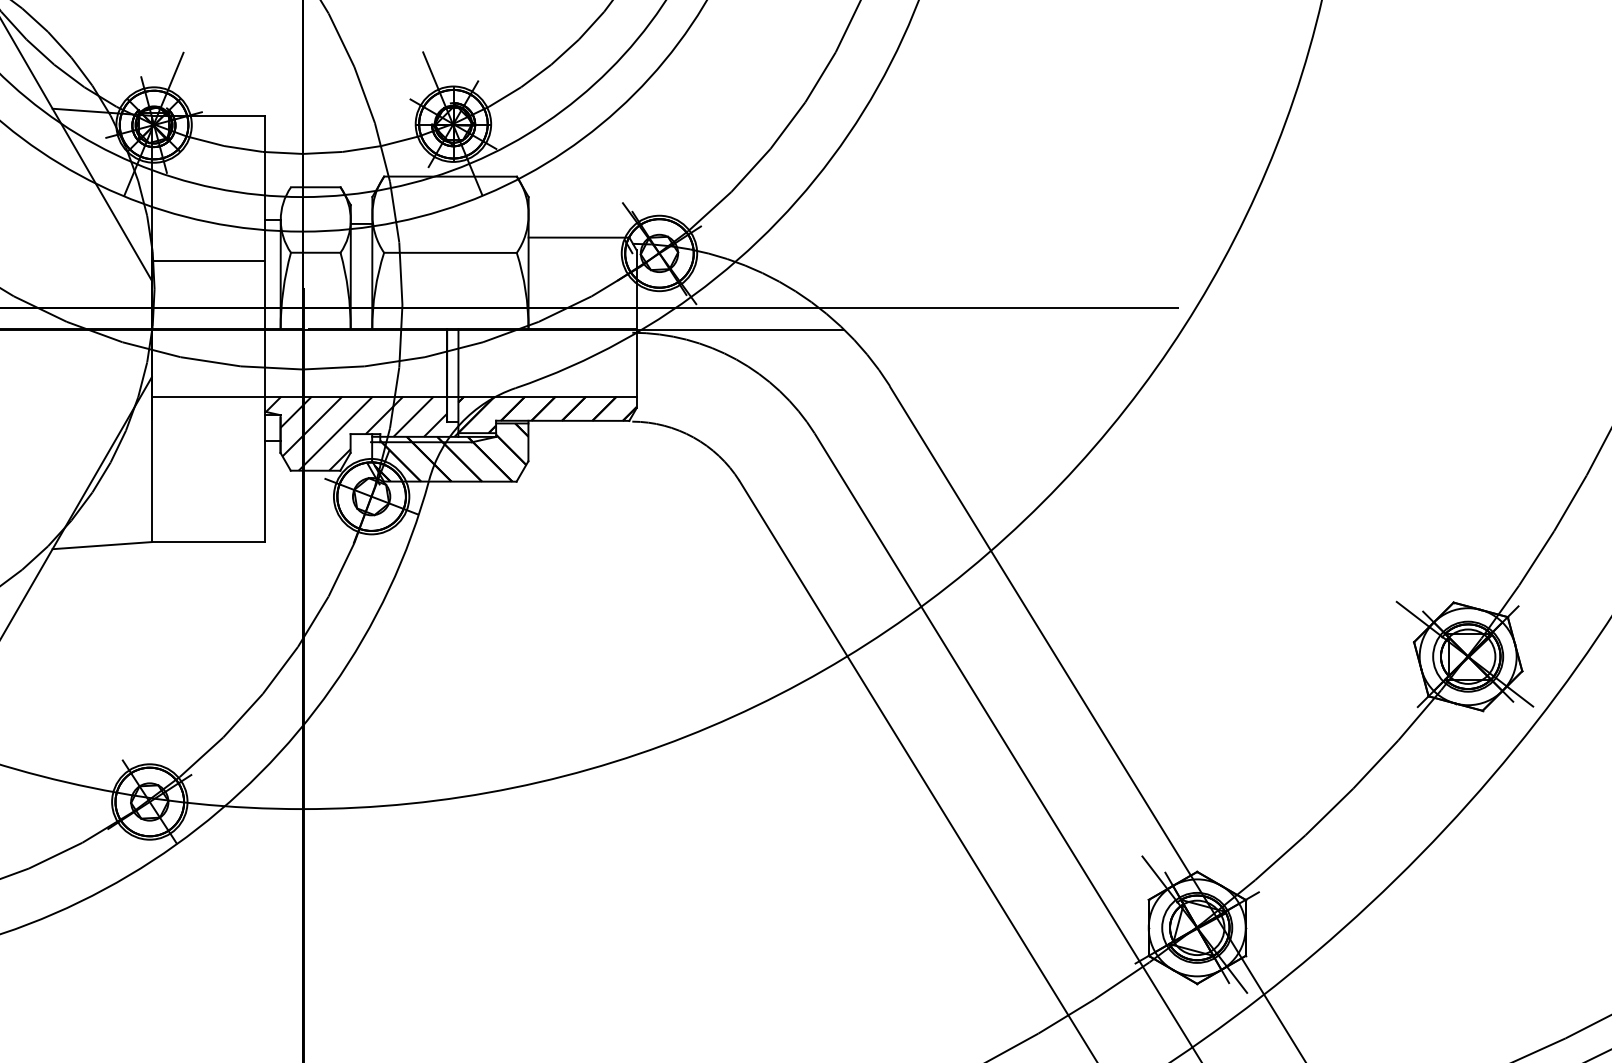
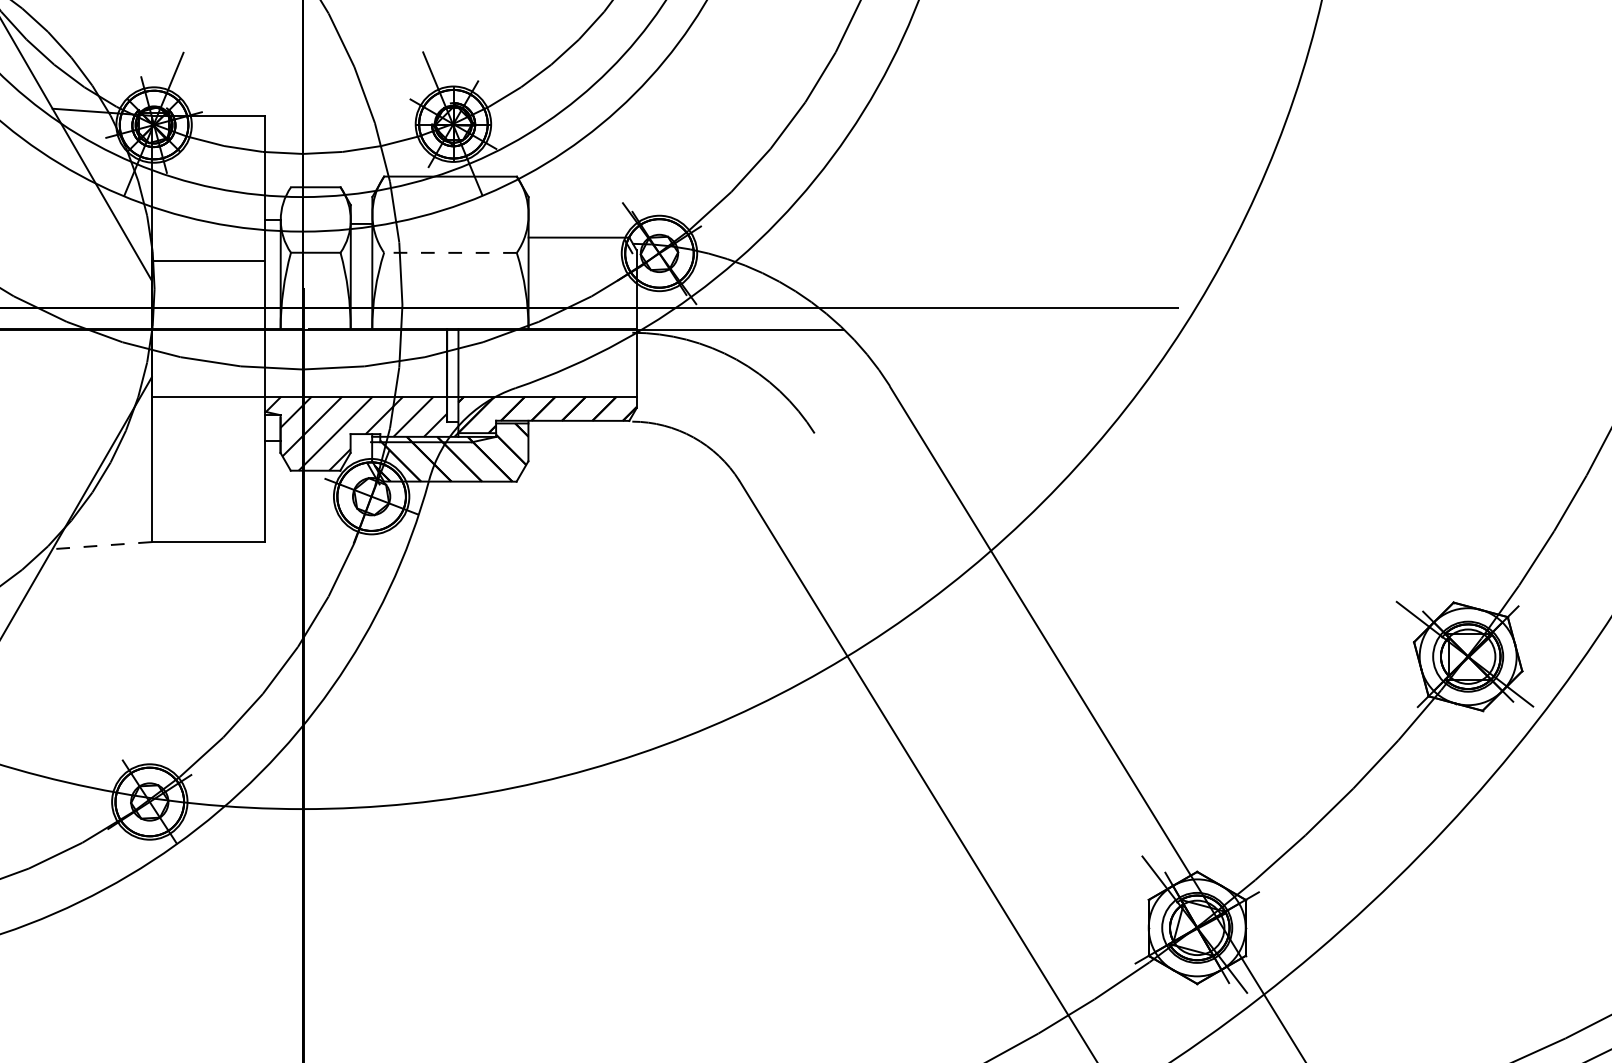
line: solid -> dashed (449, 252)
line: solid -> dashed (102, 545)
line: present -> none (1006, 746)
